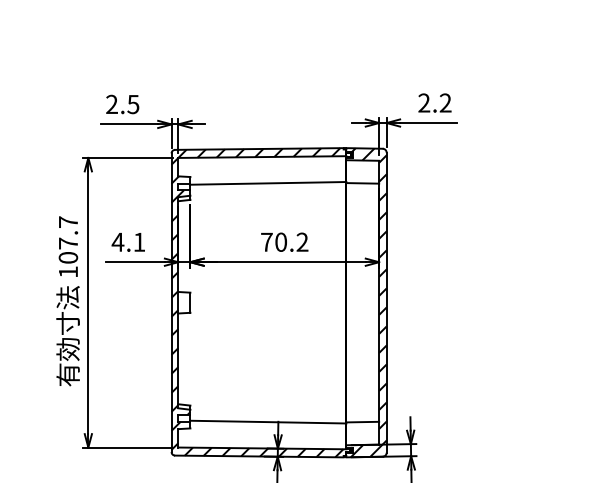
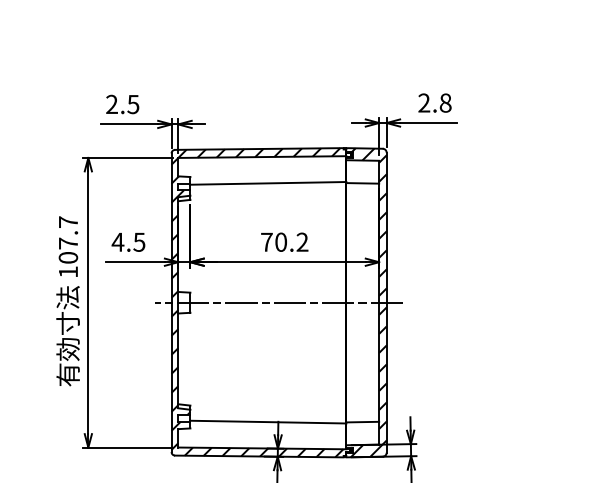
text: 2.2 -> 2.8 (445, 102)
text: 4.1 -> 4.5 (139, 241)
line: none -> present (278, 302)
